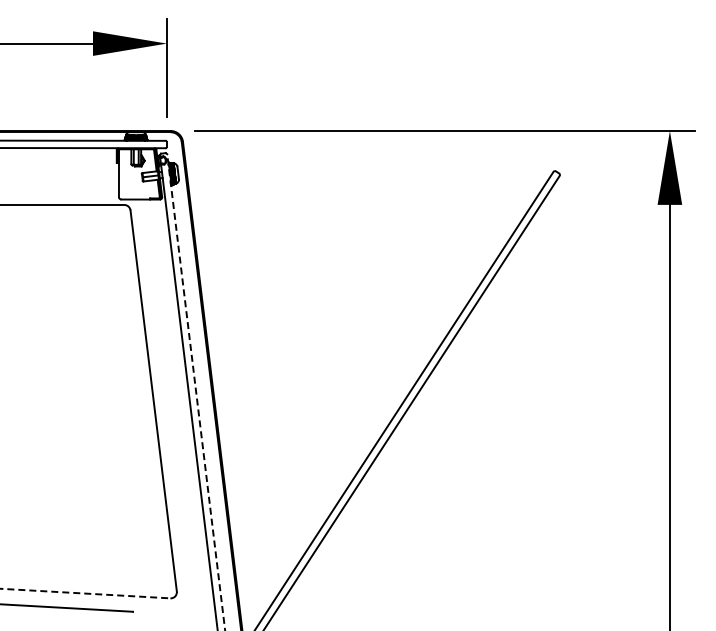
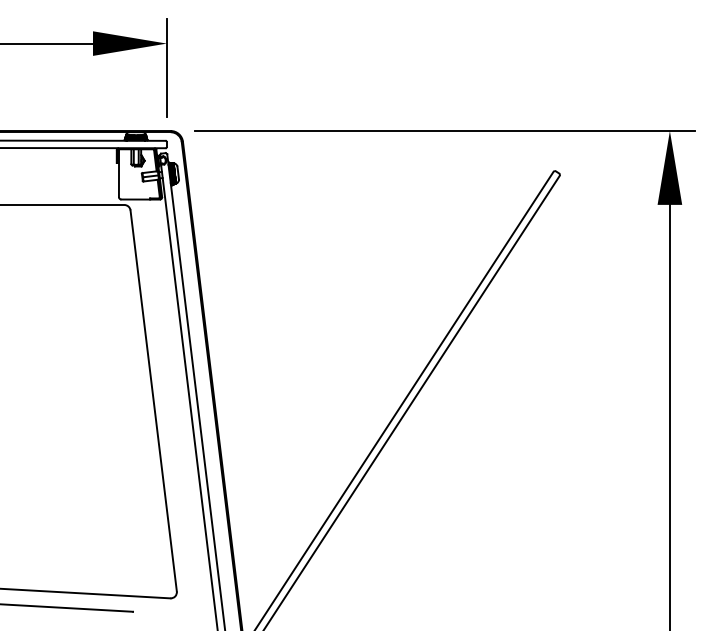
line: dashed -> solid (196, 392)
line: dashed -> solid (85, 593)
